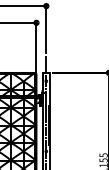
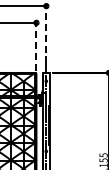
line: solid -> dashed (46, 29)
line: solid -> dashed (36, 46)
